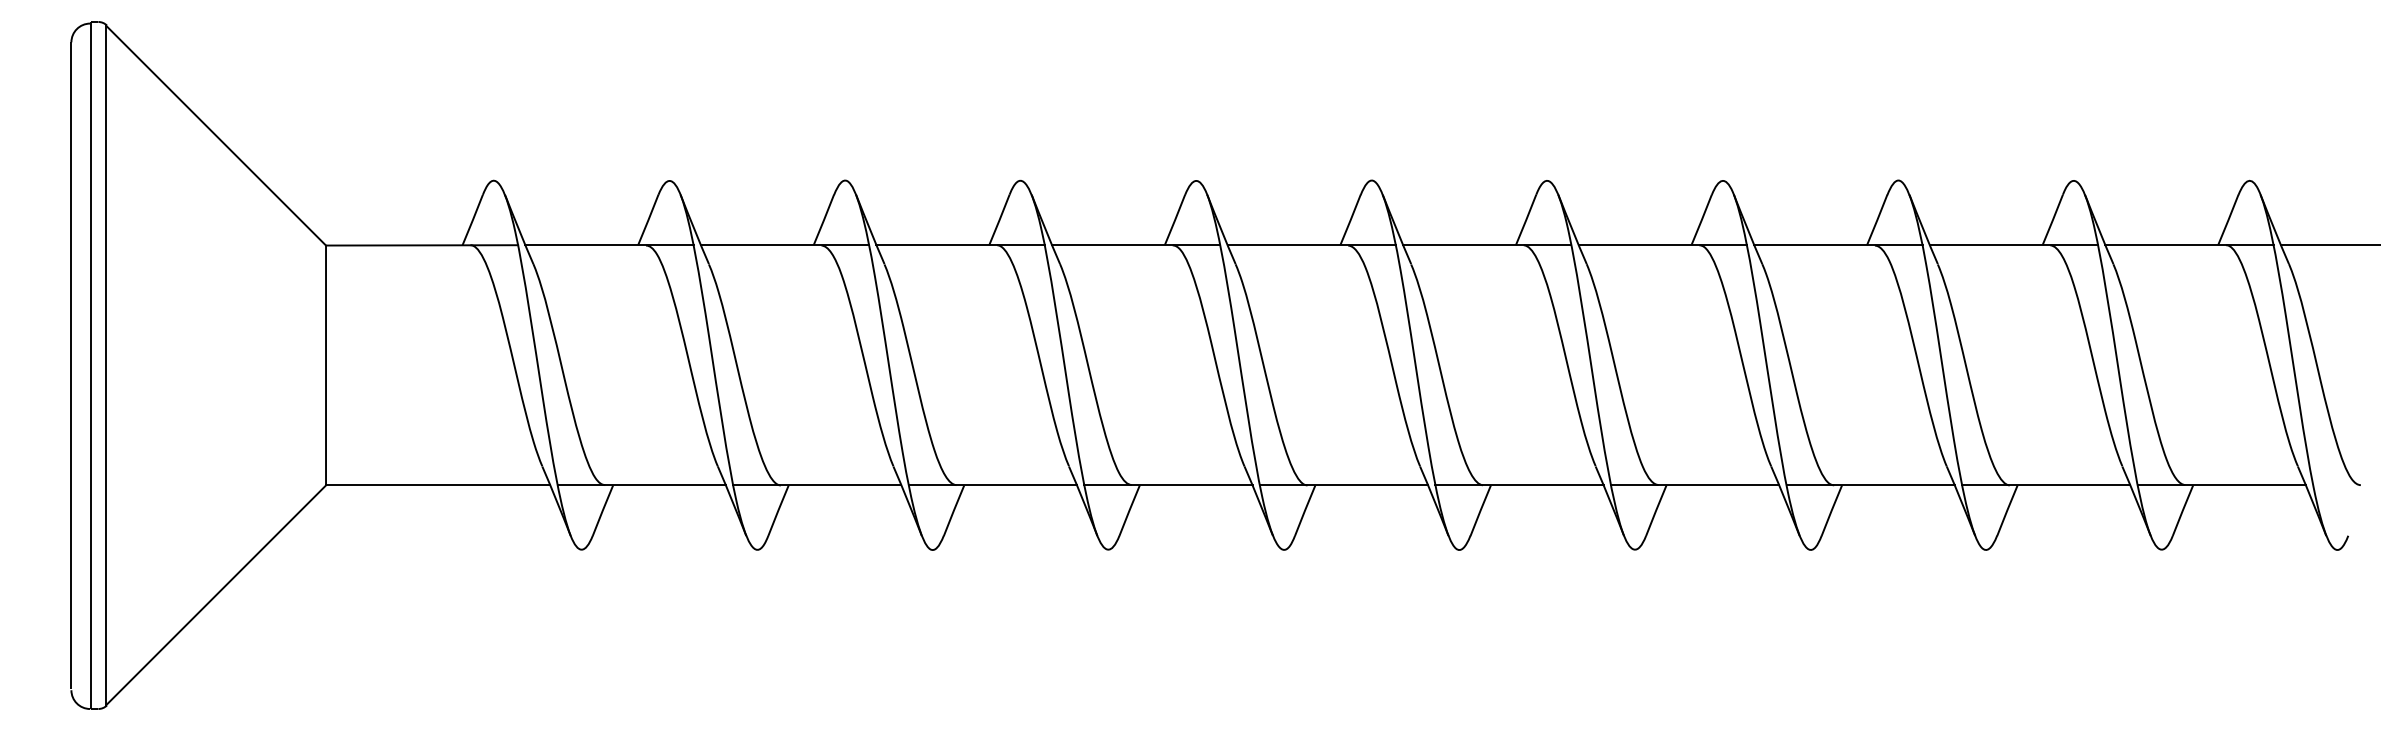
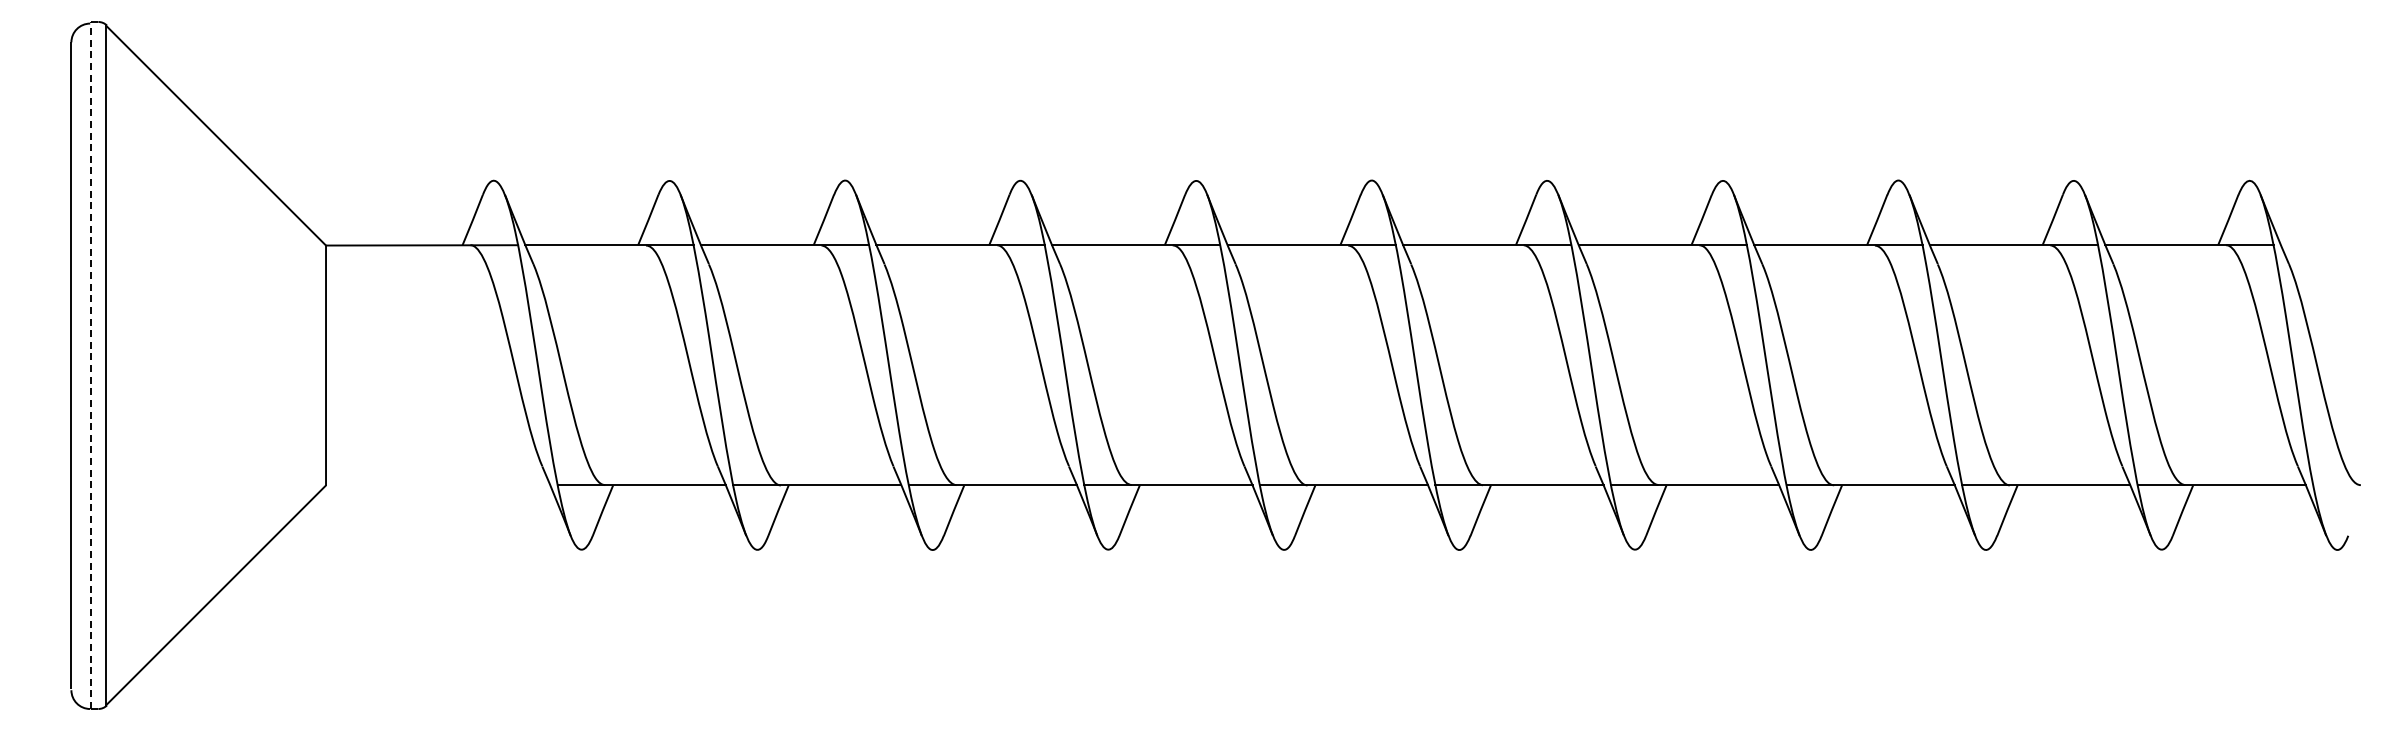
line: present -> none (2328, 245)
line: solid -> dashed (91, 365)
line: present -> none (438, 485)
